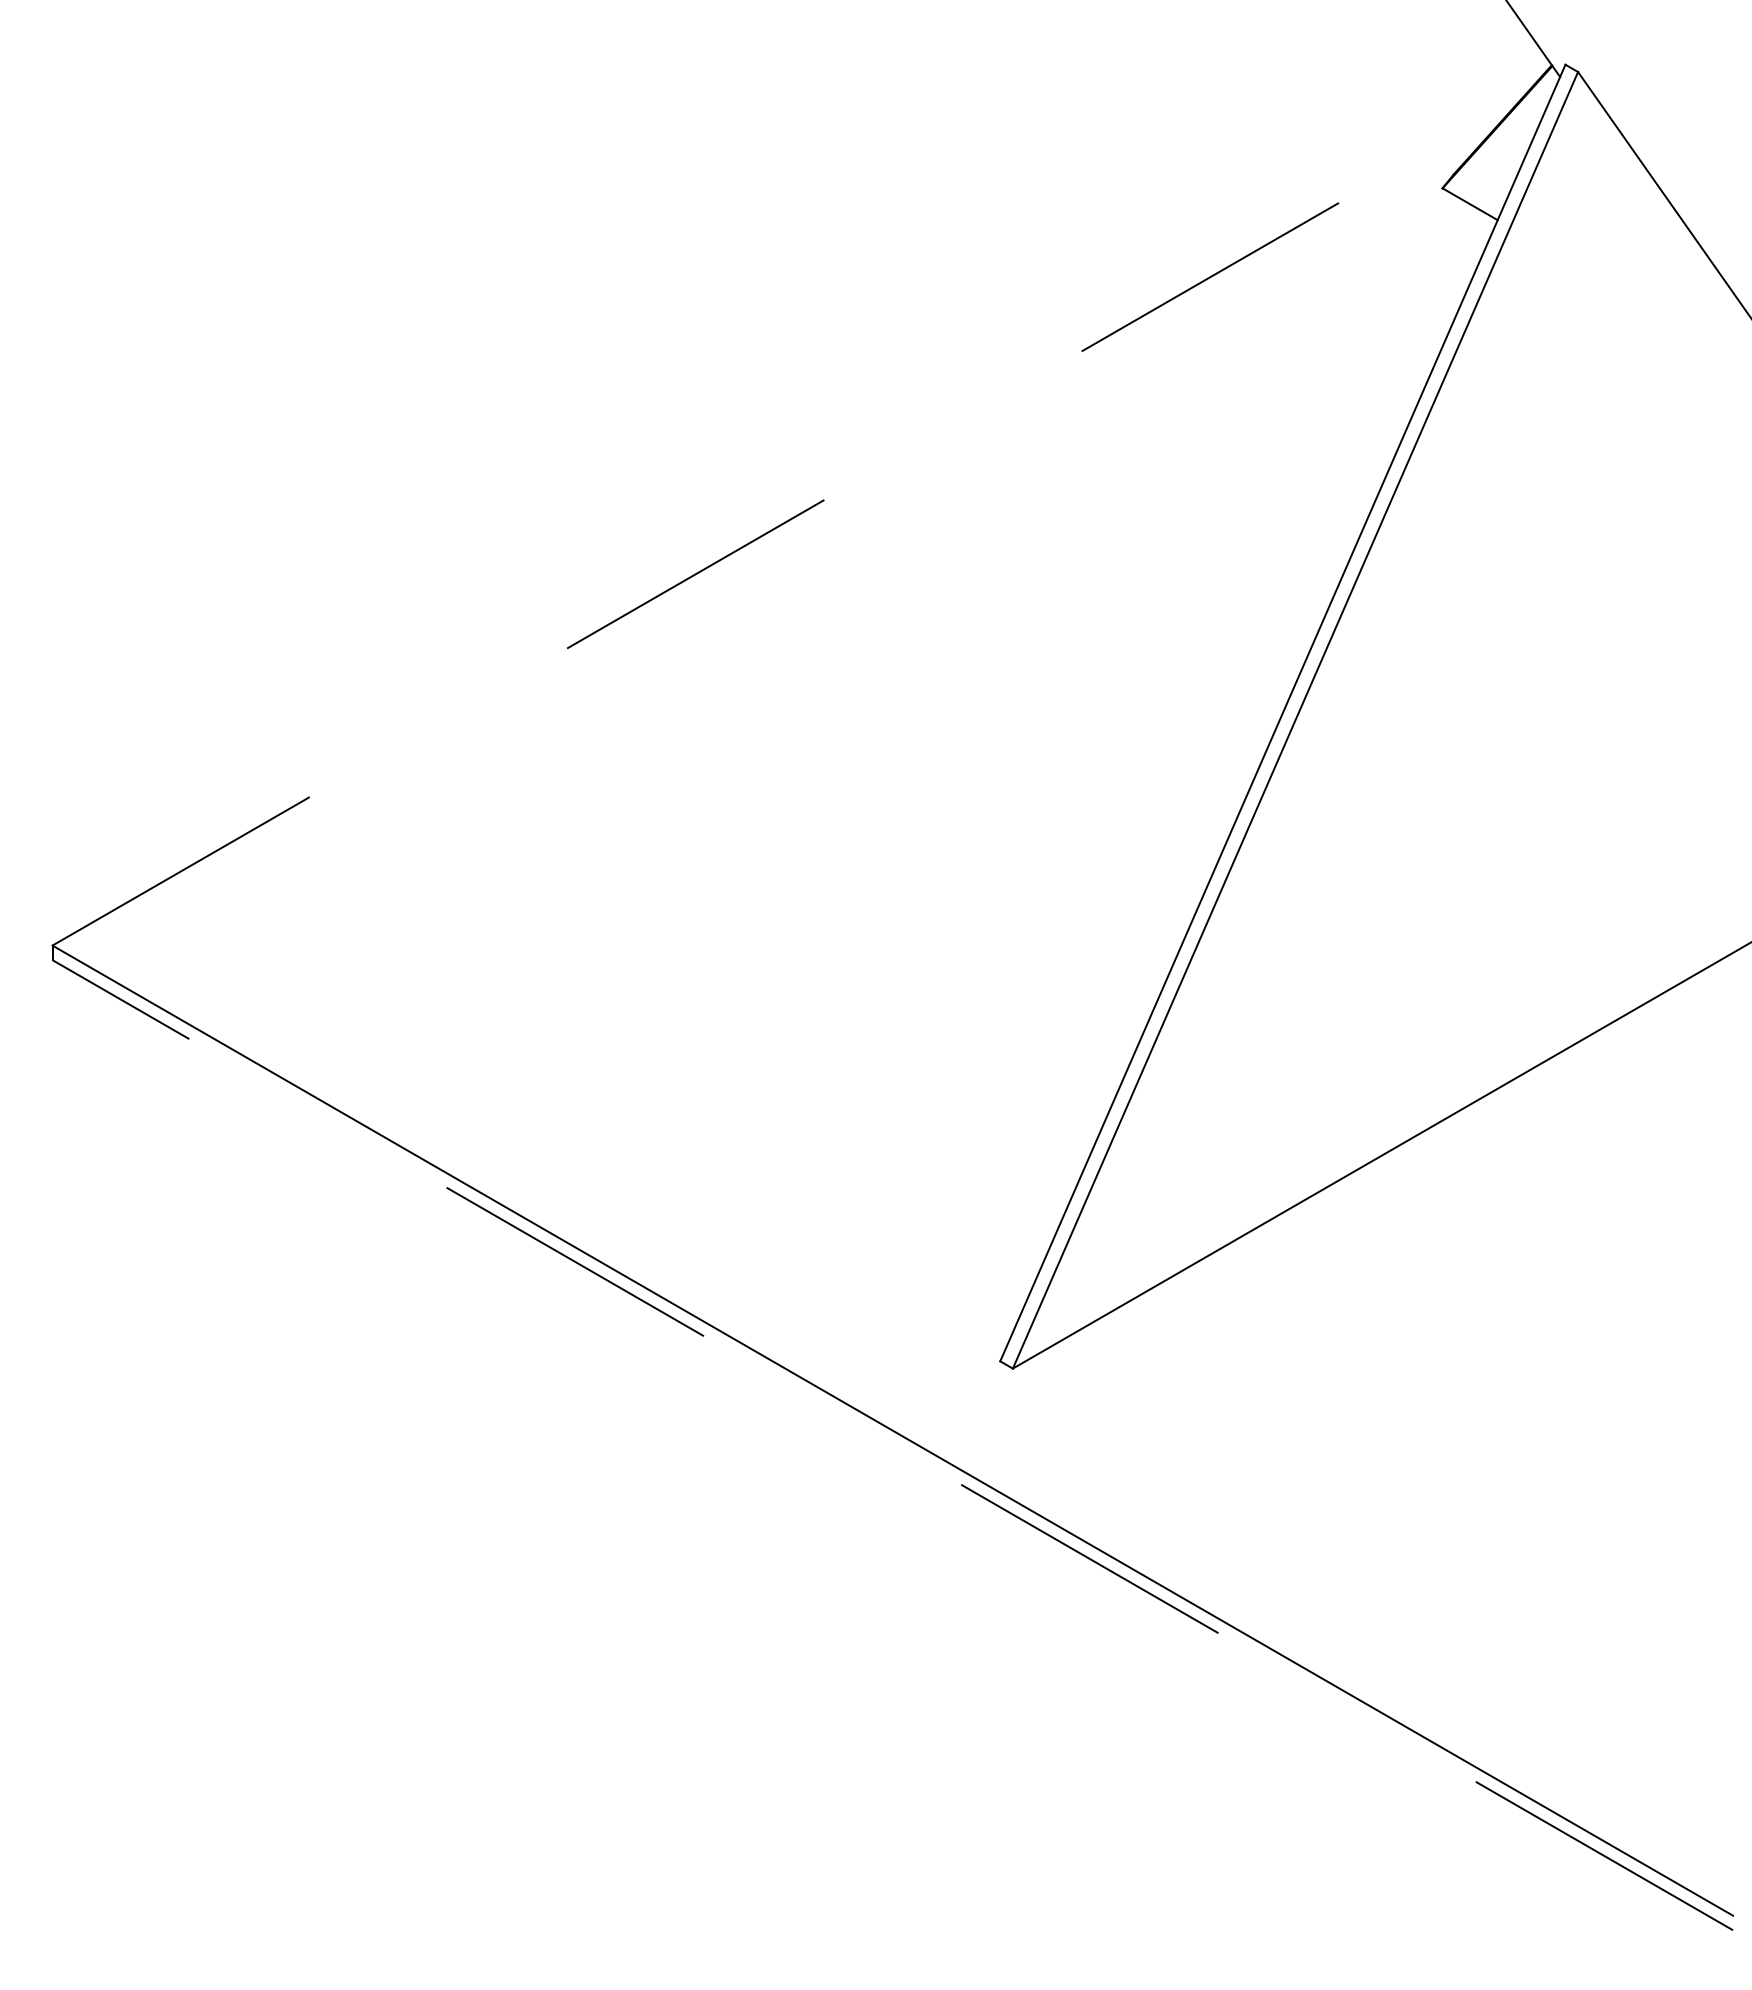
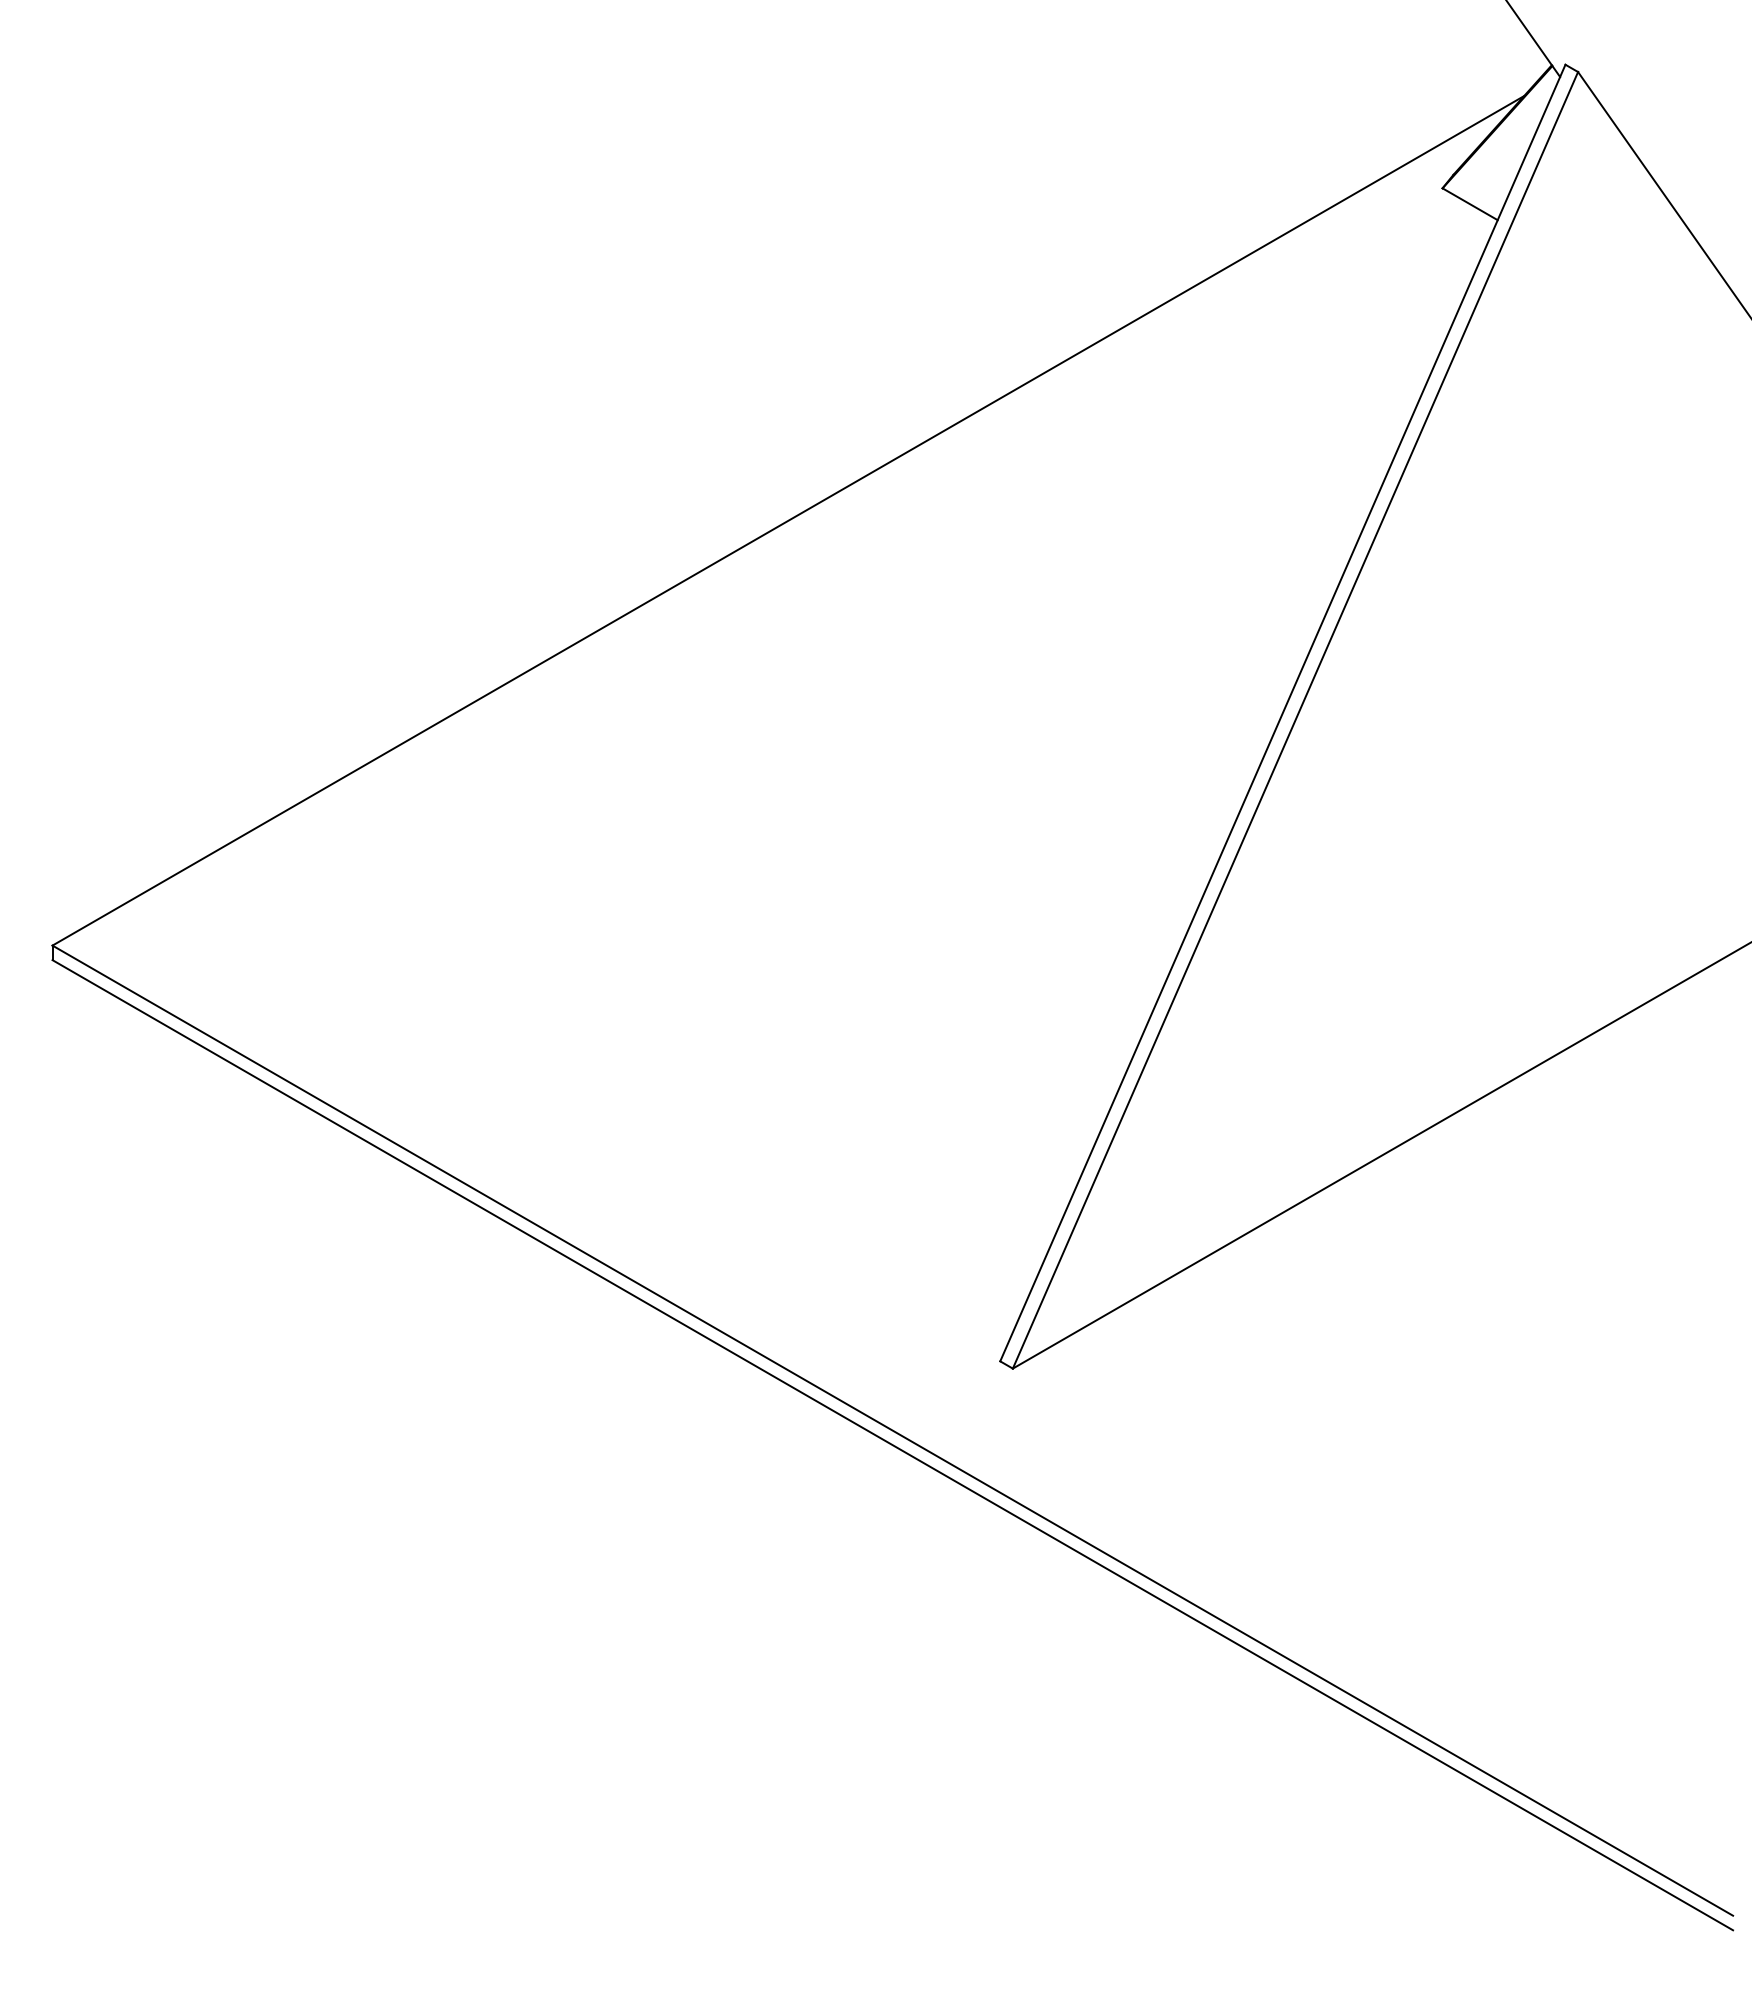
line: dashed -> solid (788, 520)
line: dashed -> solid (892, 1444)
